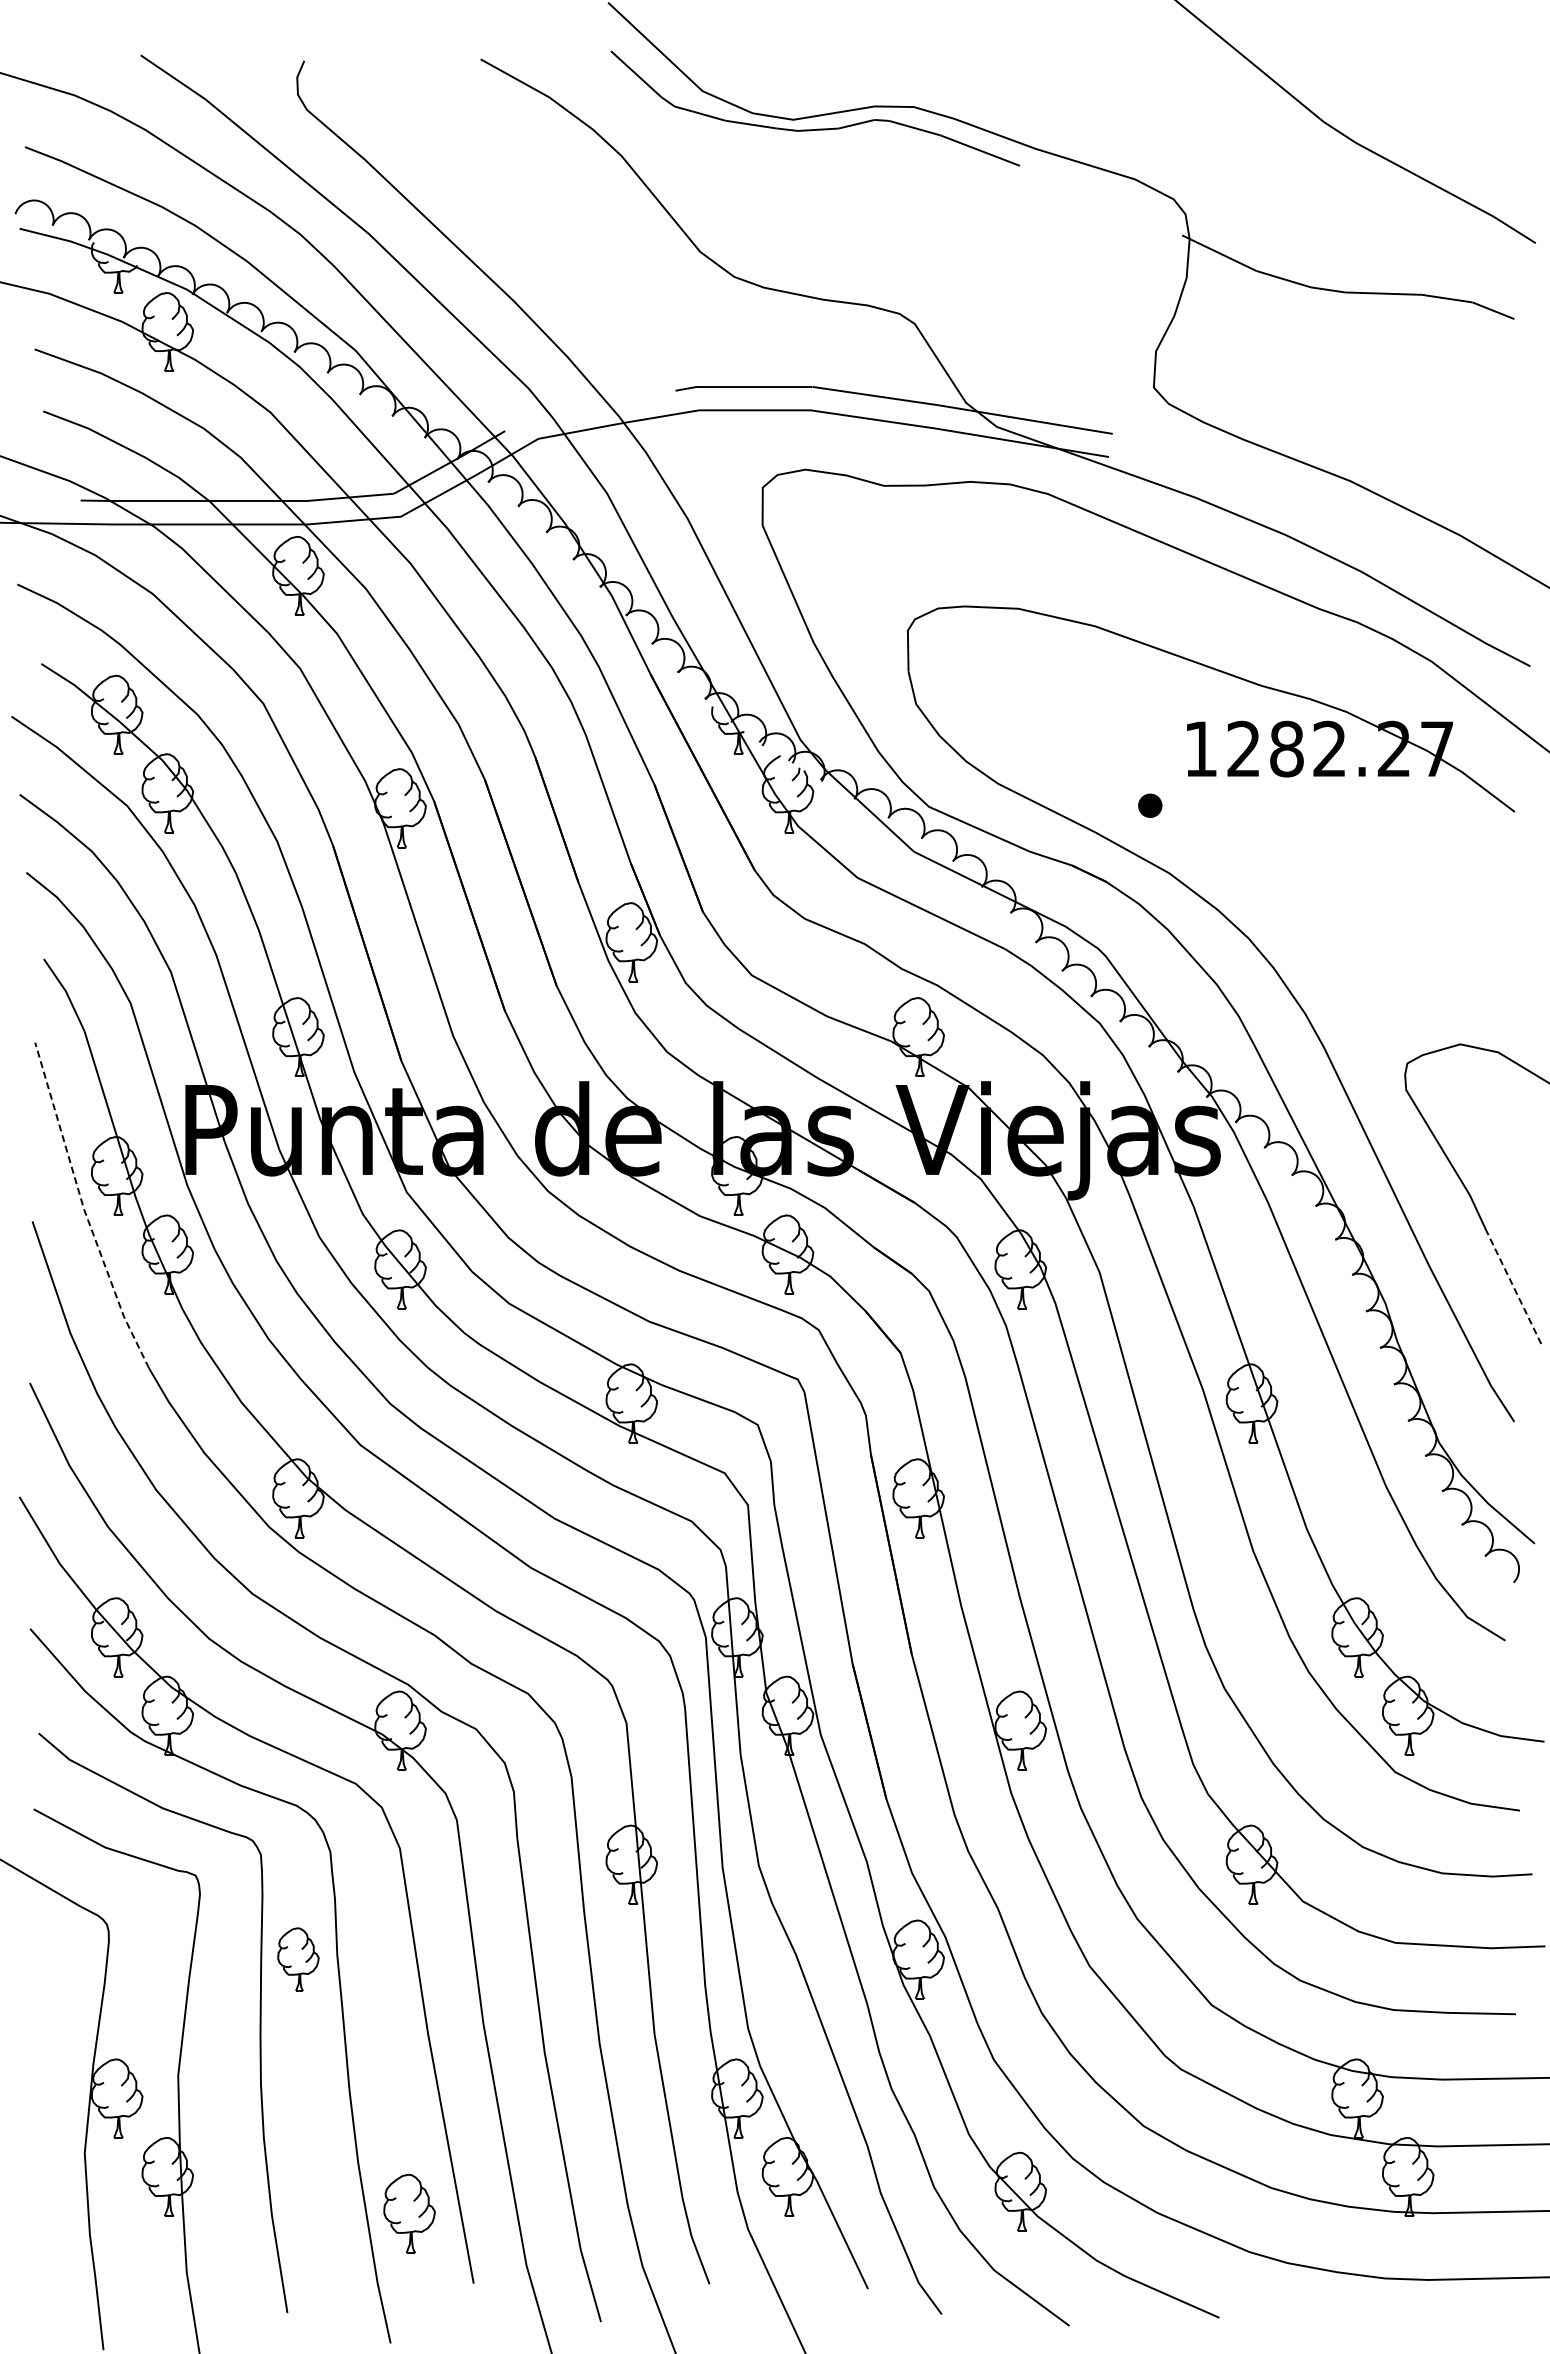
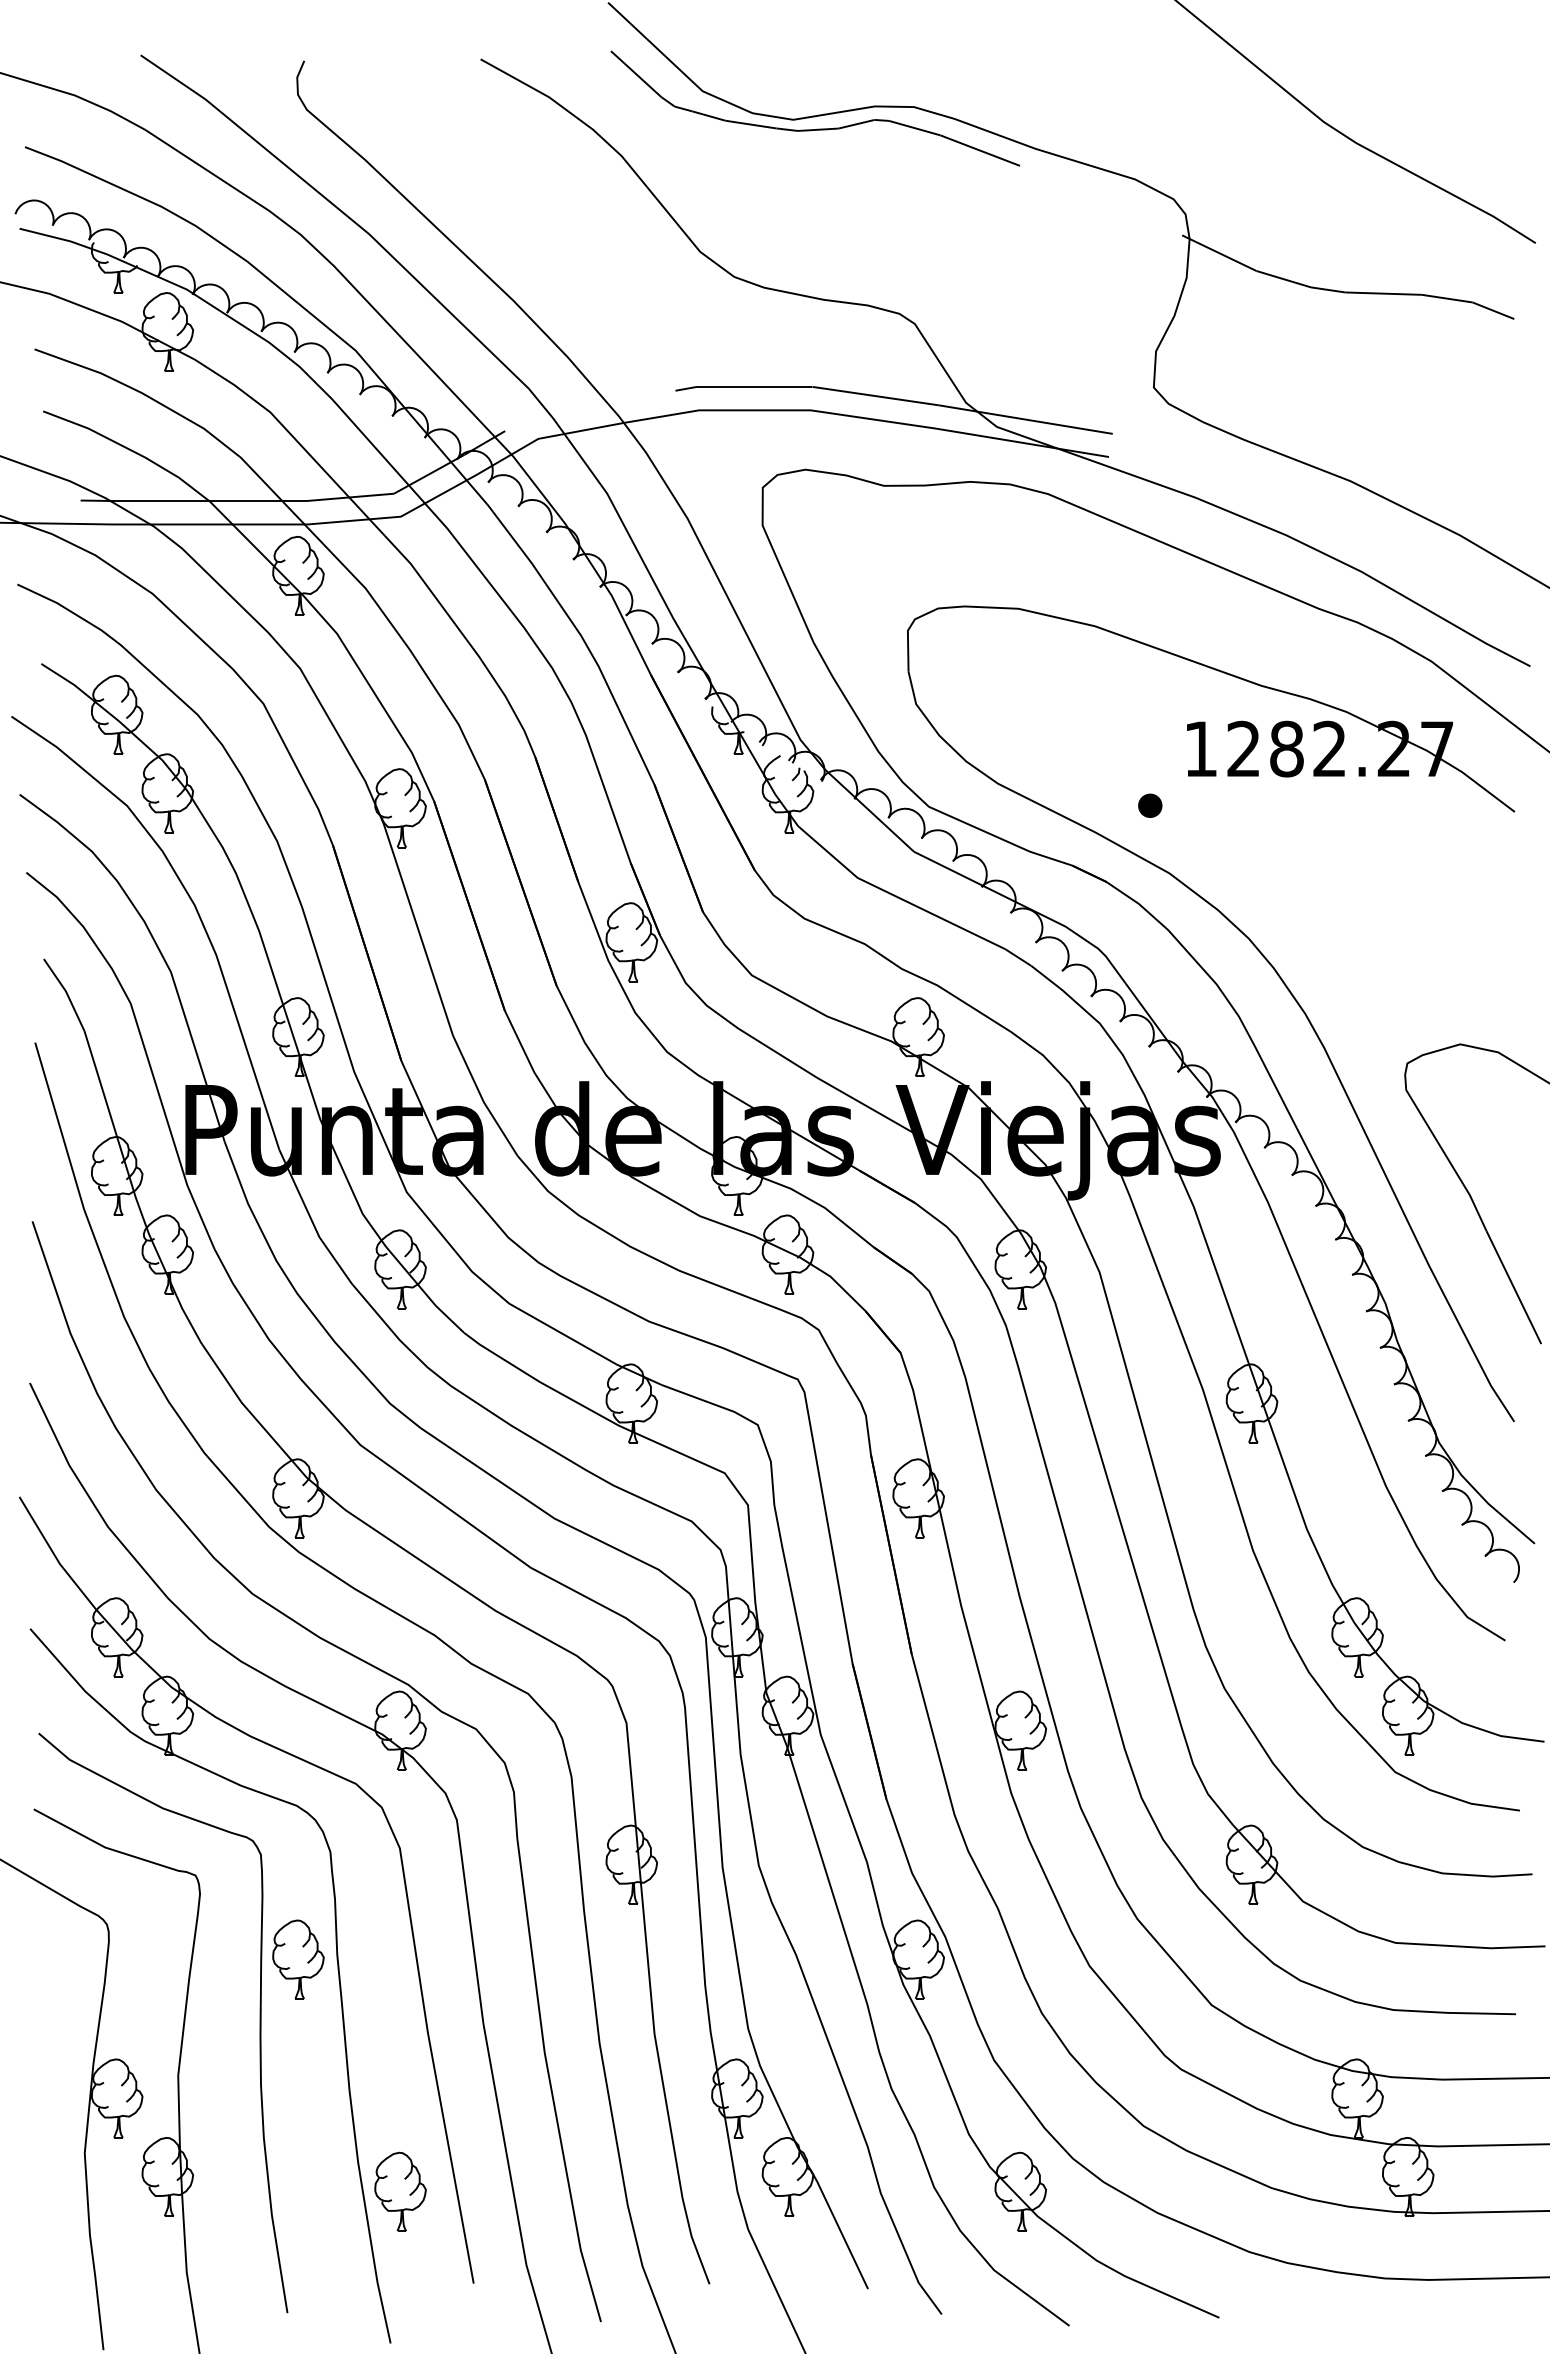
line: dashed -> solid (84, 1209)
line: dashed -> solid (1513, 1287)
part size: 43x65 px -> 53x81 px (298, 1959)
part position: (409, 2213) -> (400, 2191) (400, 2191)
